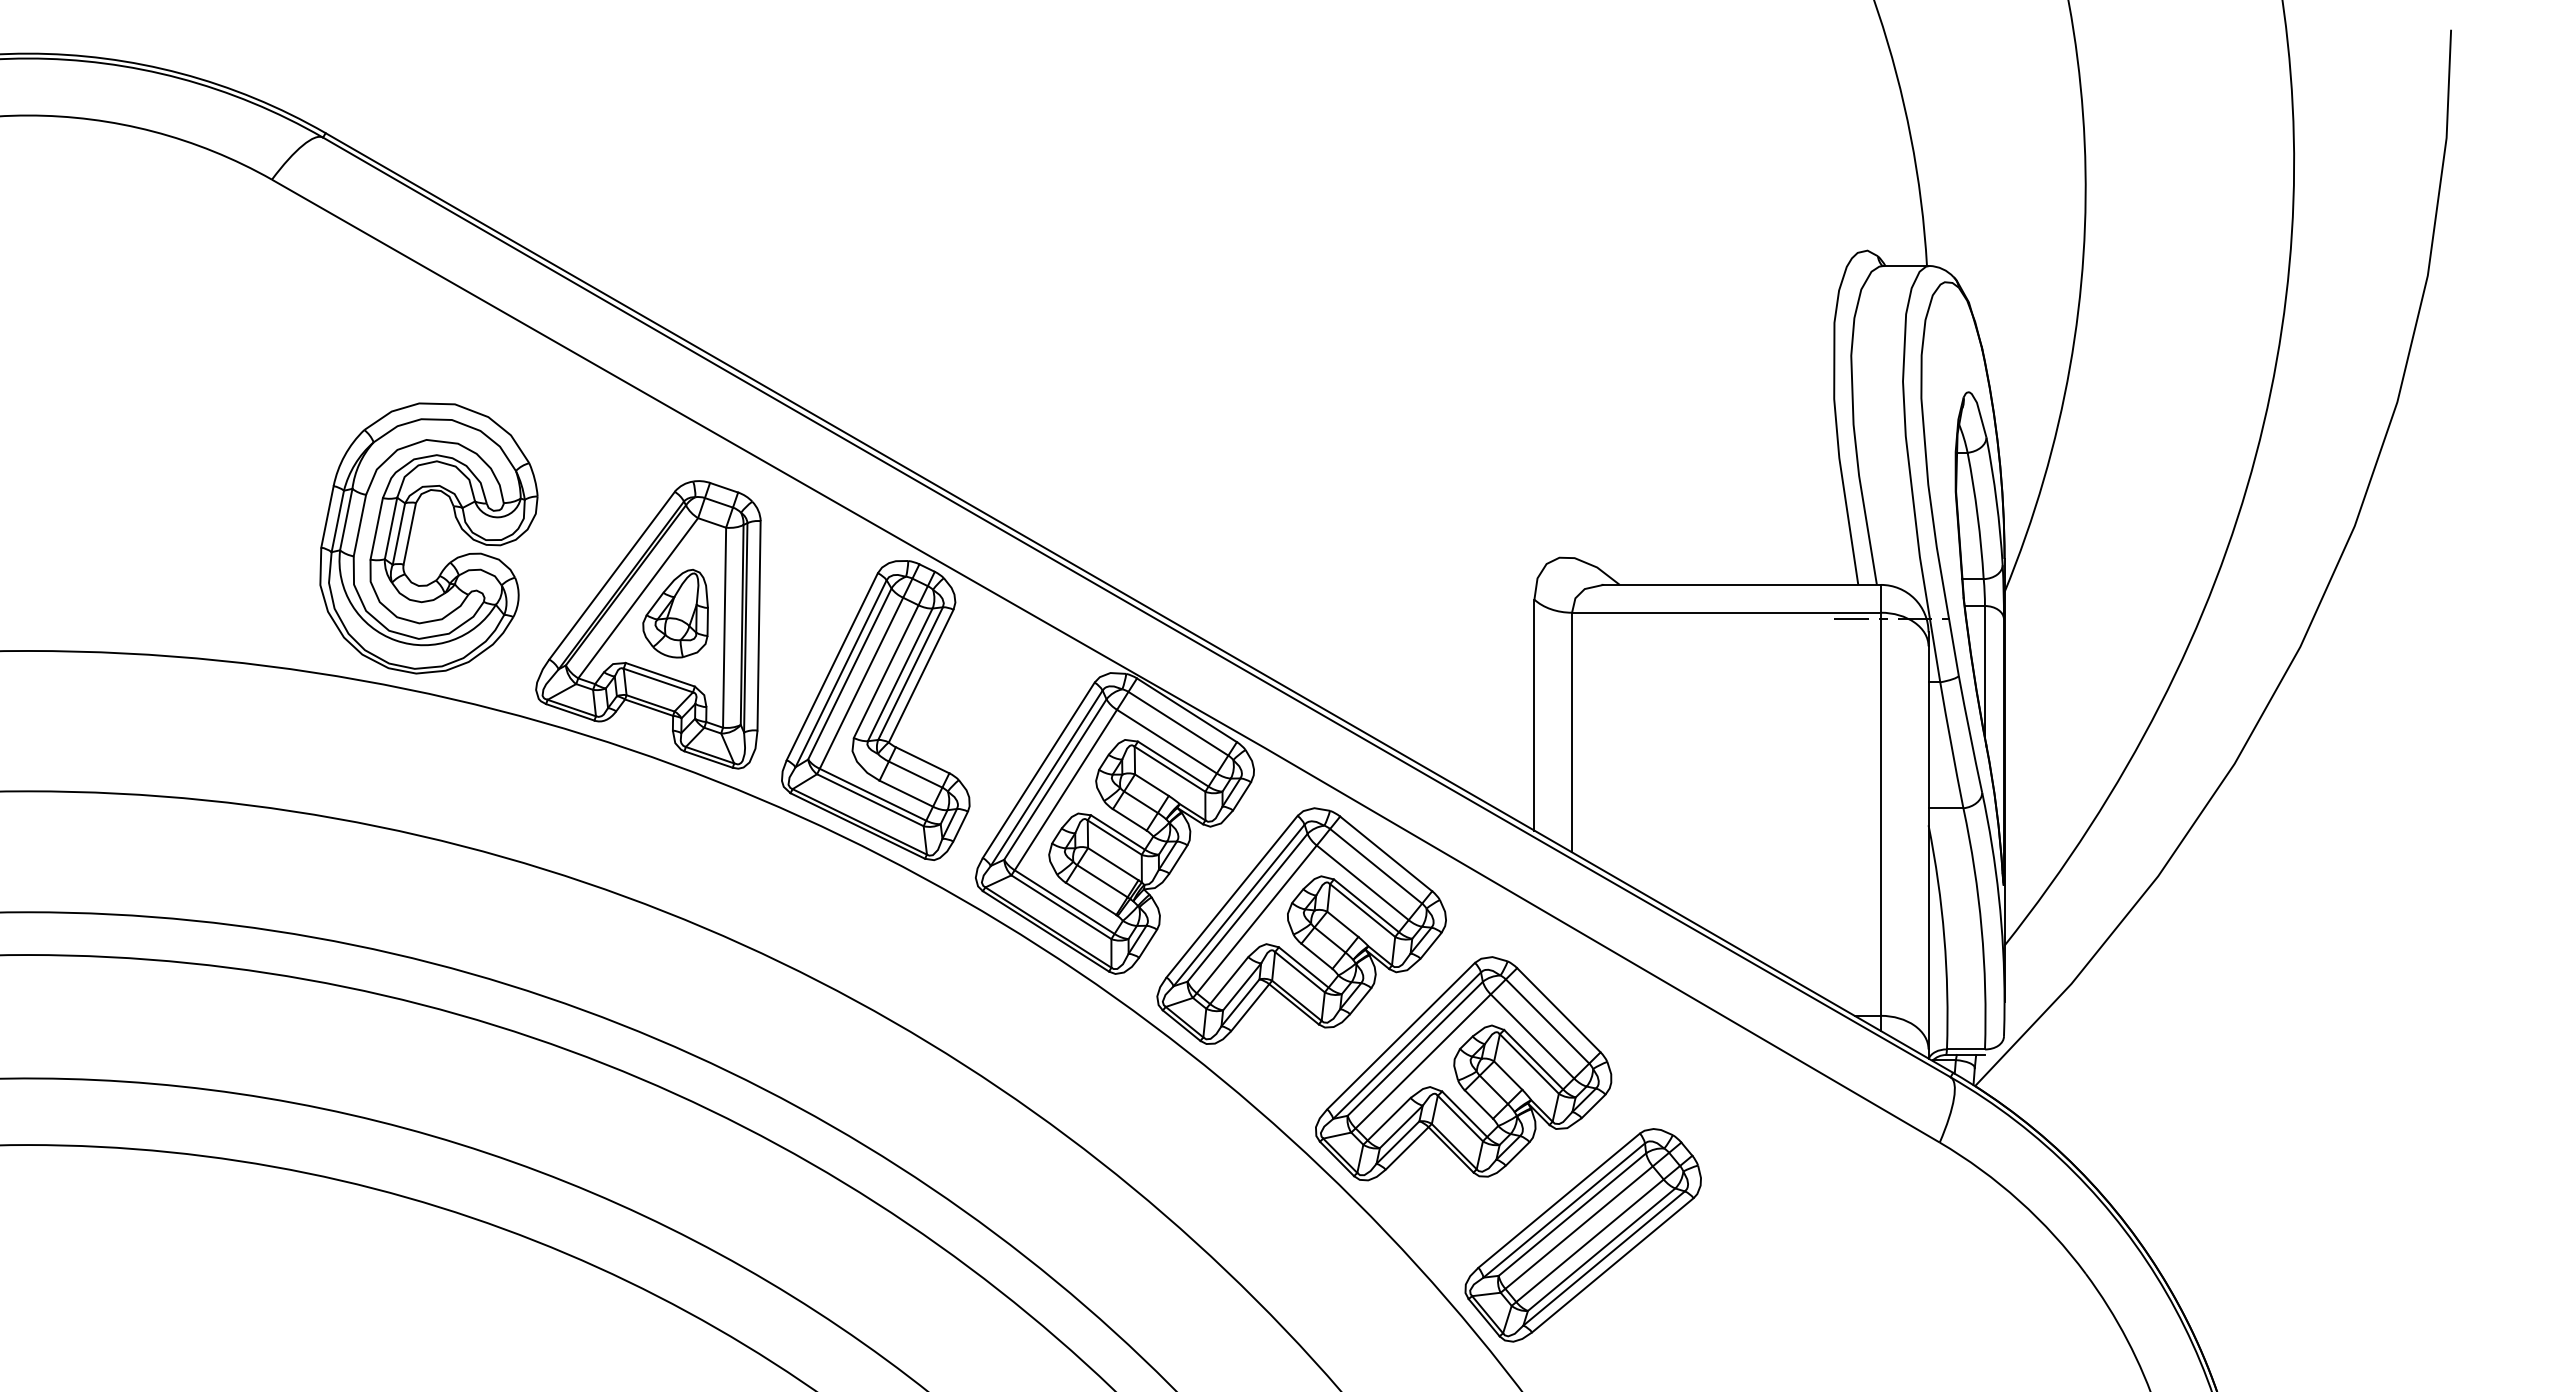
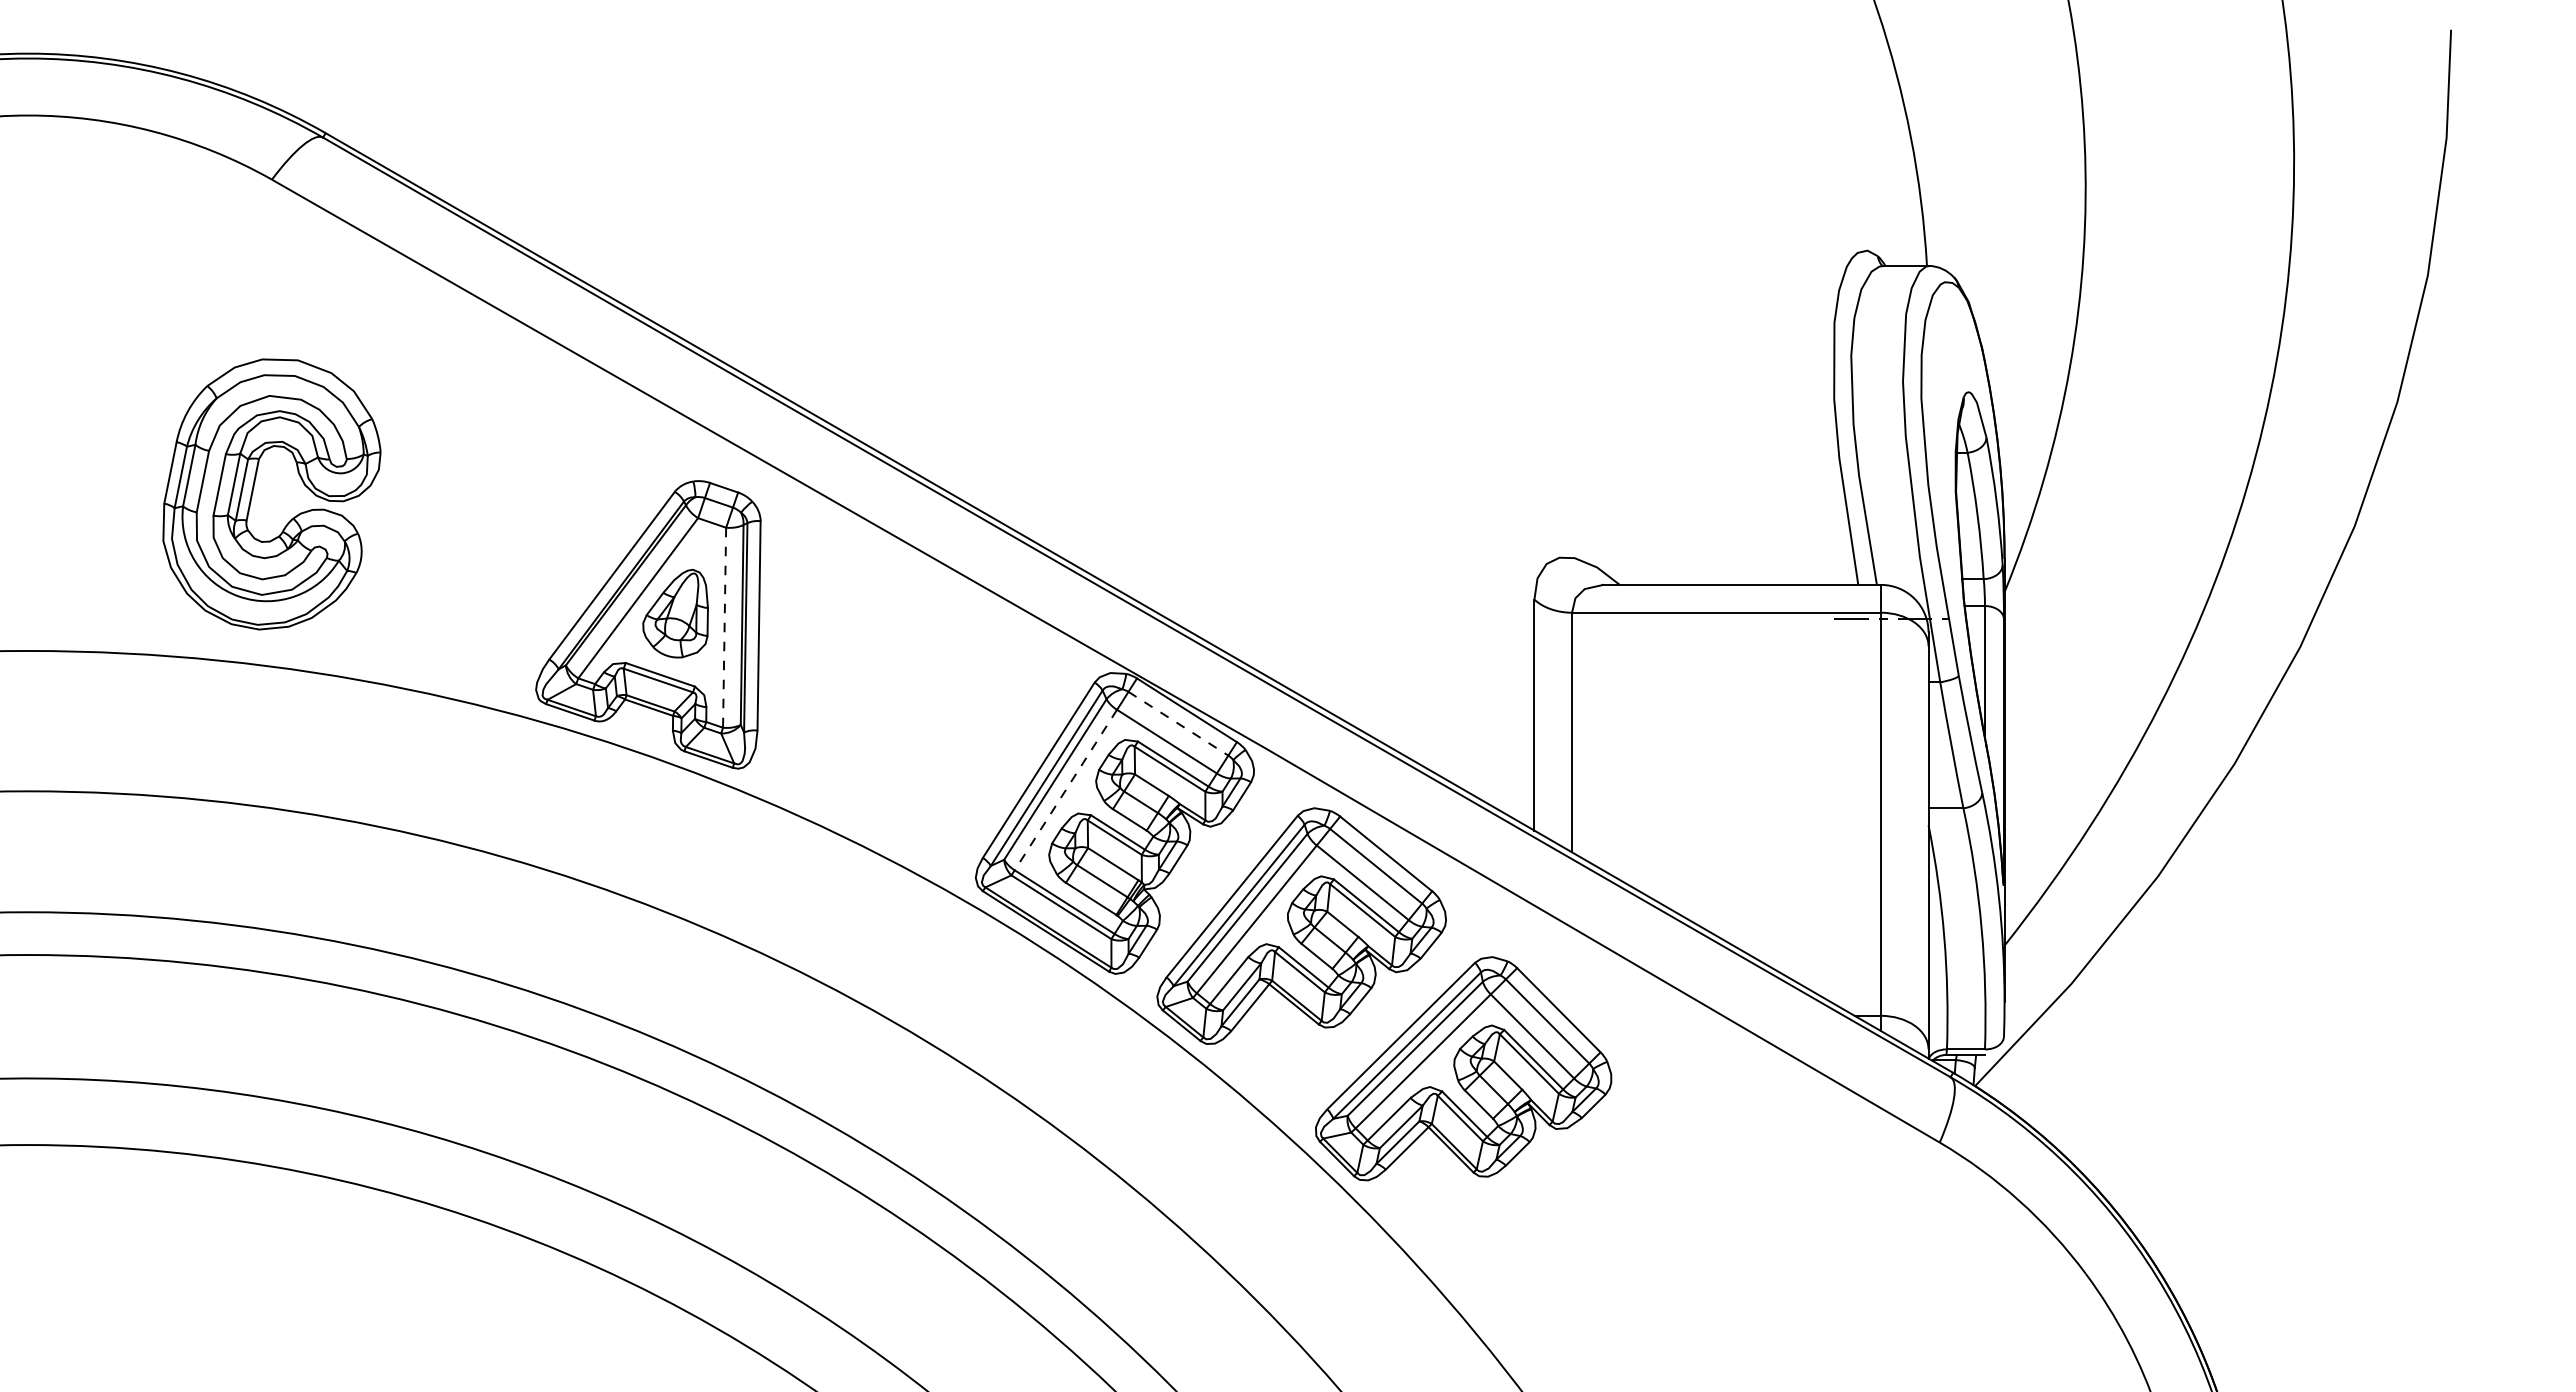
part position: (410, 536) -> (253, 492) (253, 492)
line: solid -> dashed (724, 628)
part: present -> none (875, 710)
line: solid -> dashed (1178, 724)
line: solid -> dashed (1065, 790)
part: present -> none (1582, 1235)
